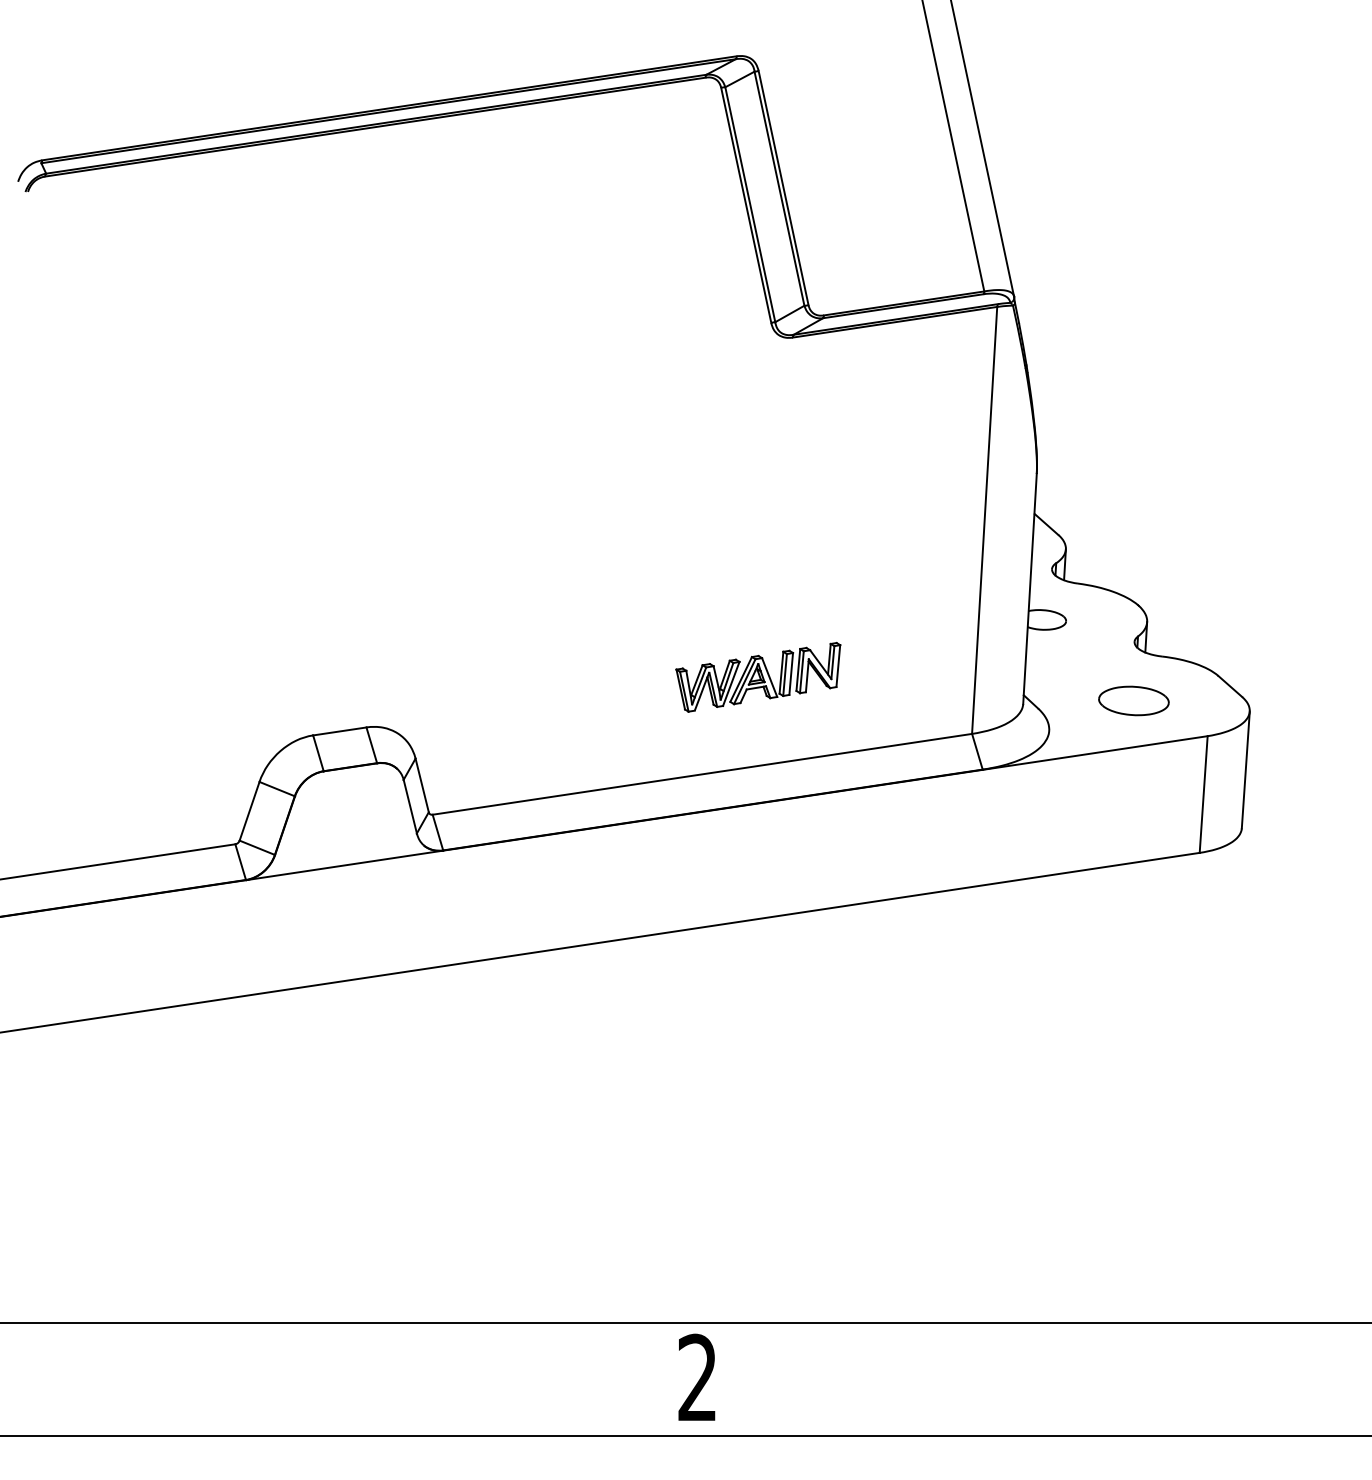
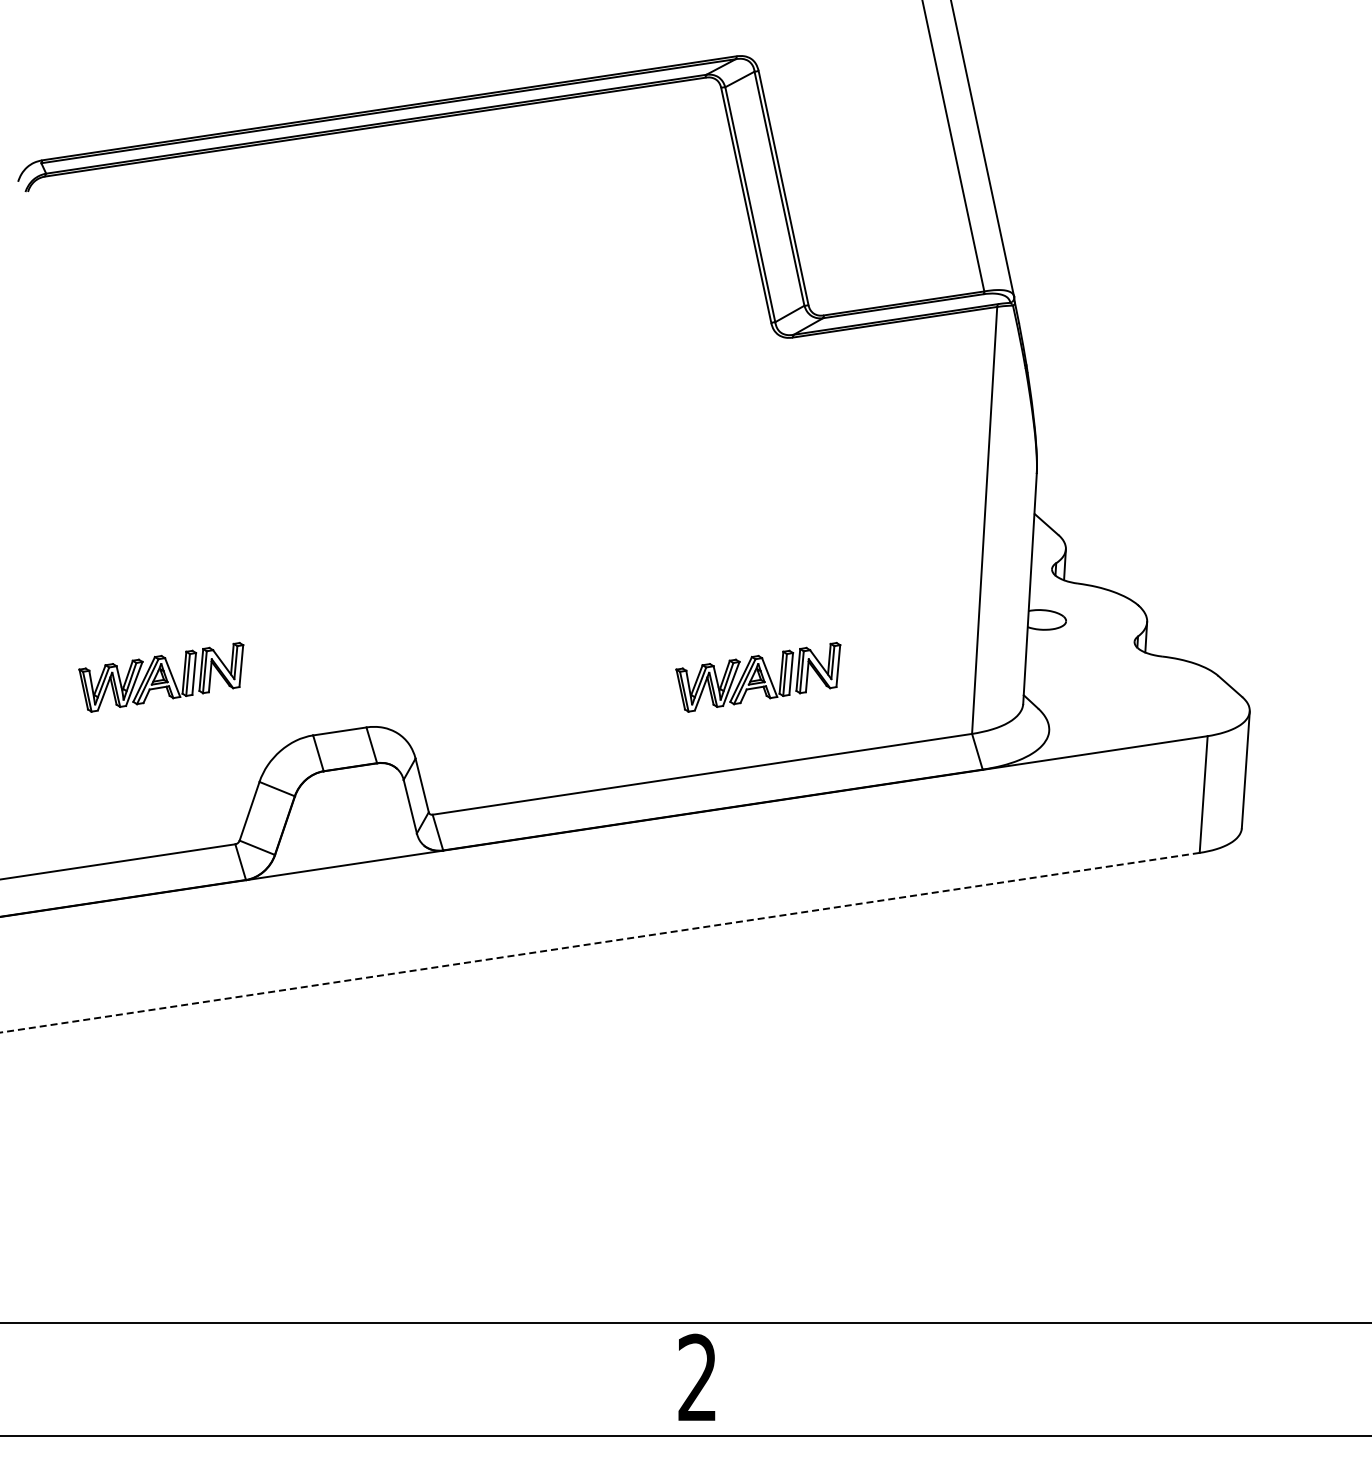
part: none -> present (161, 677)
part: present -> none (1133, 700)
line: solid -> dashed (600, 942)
